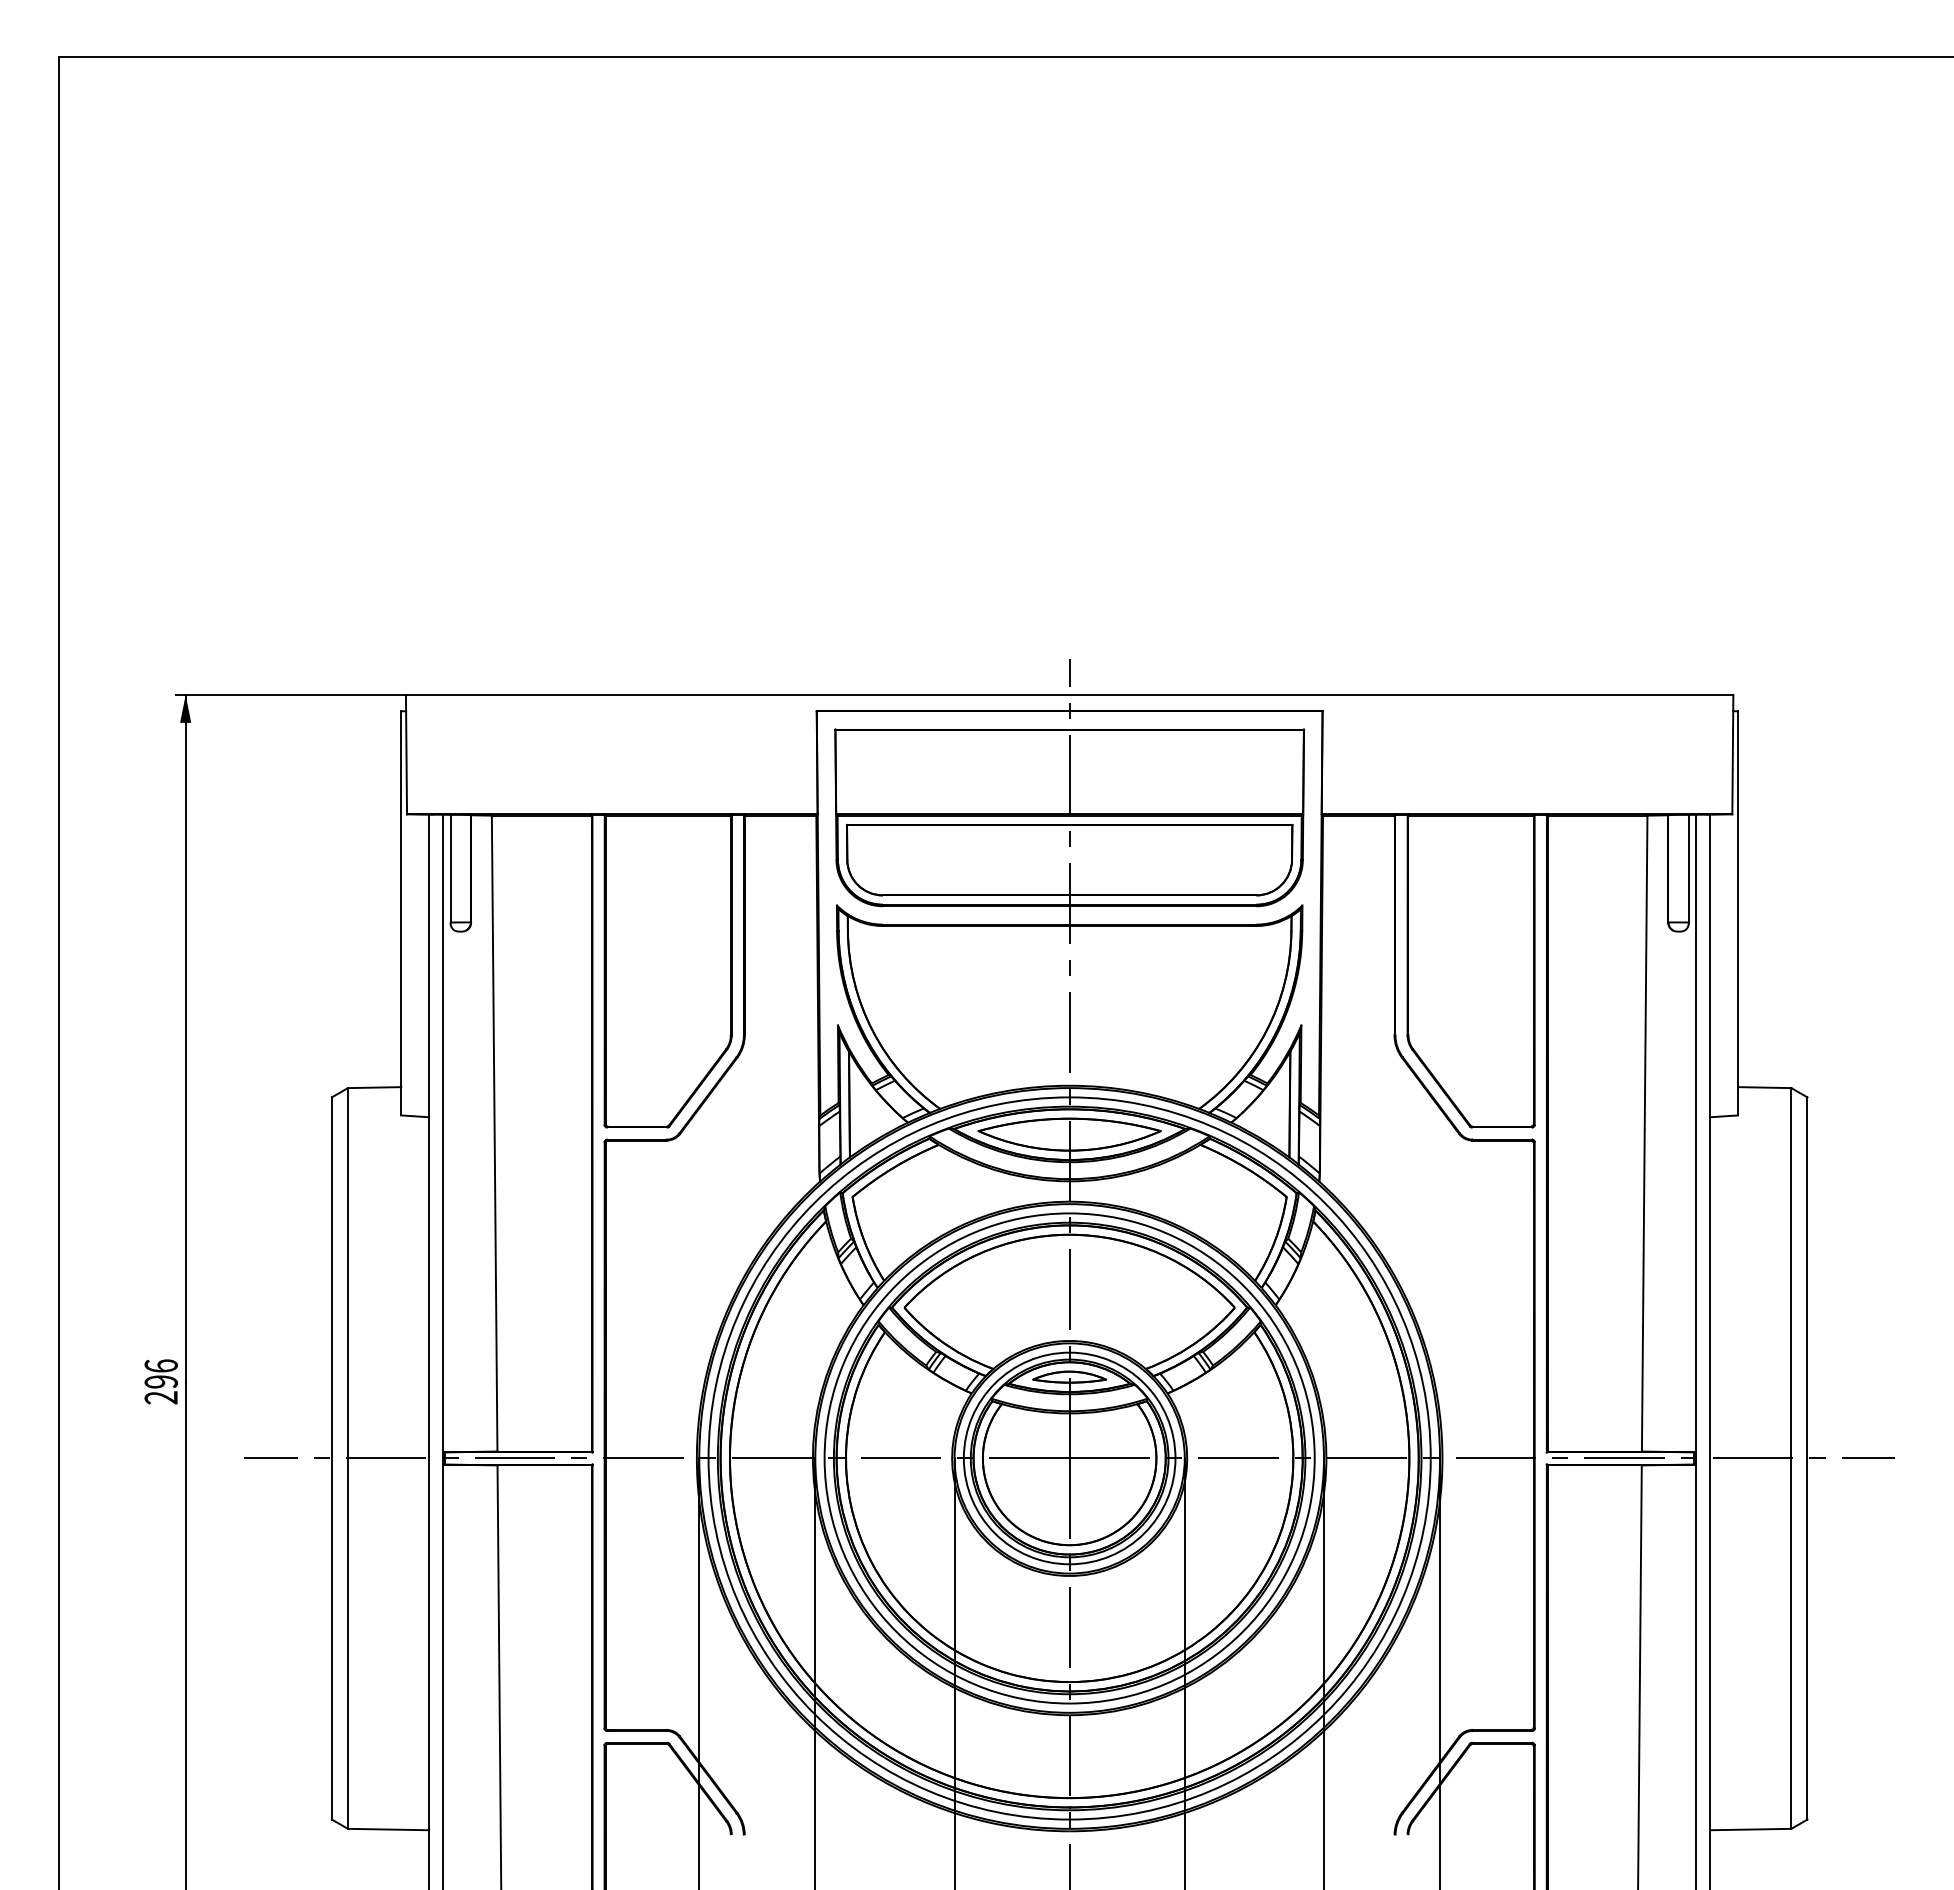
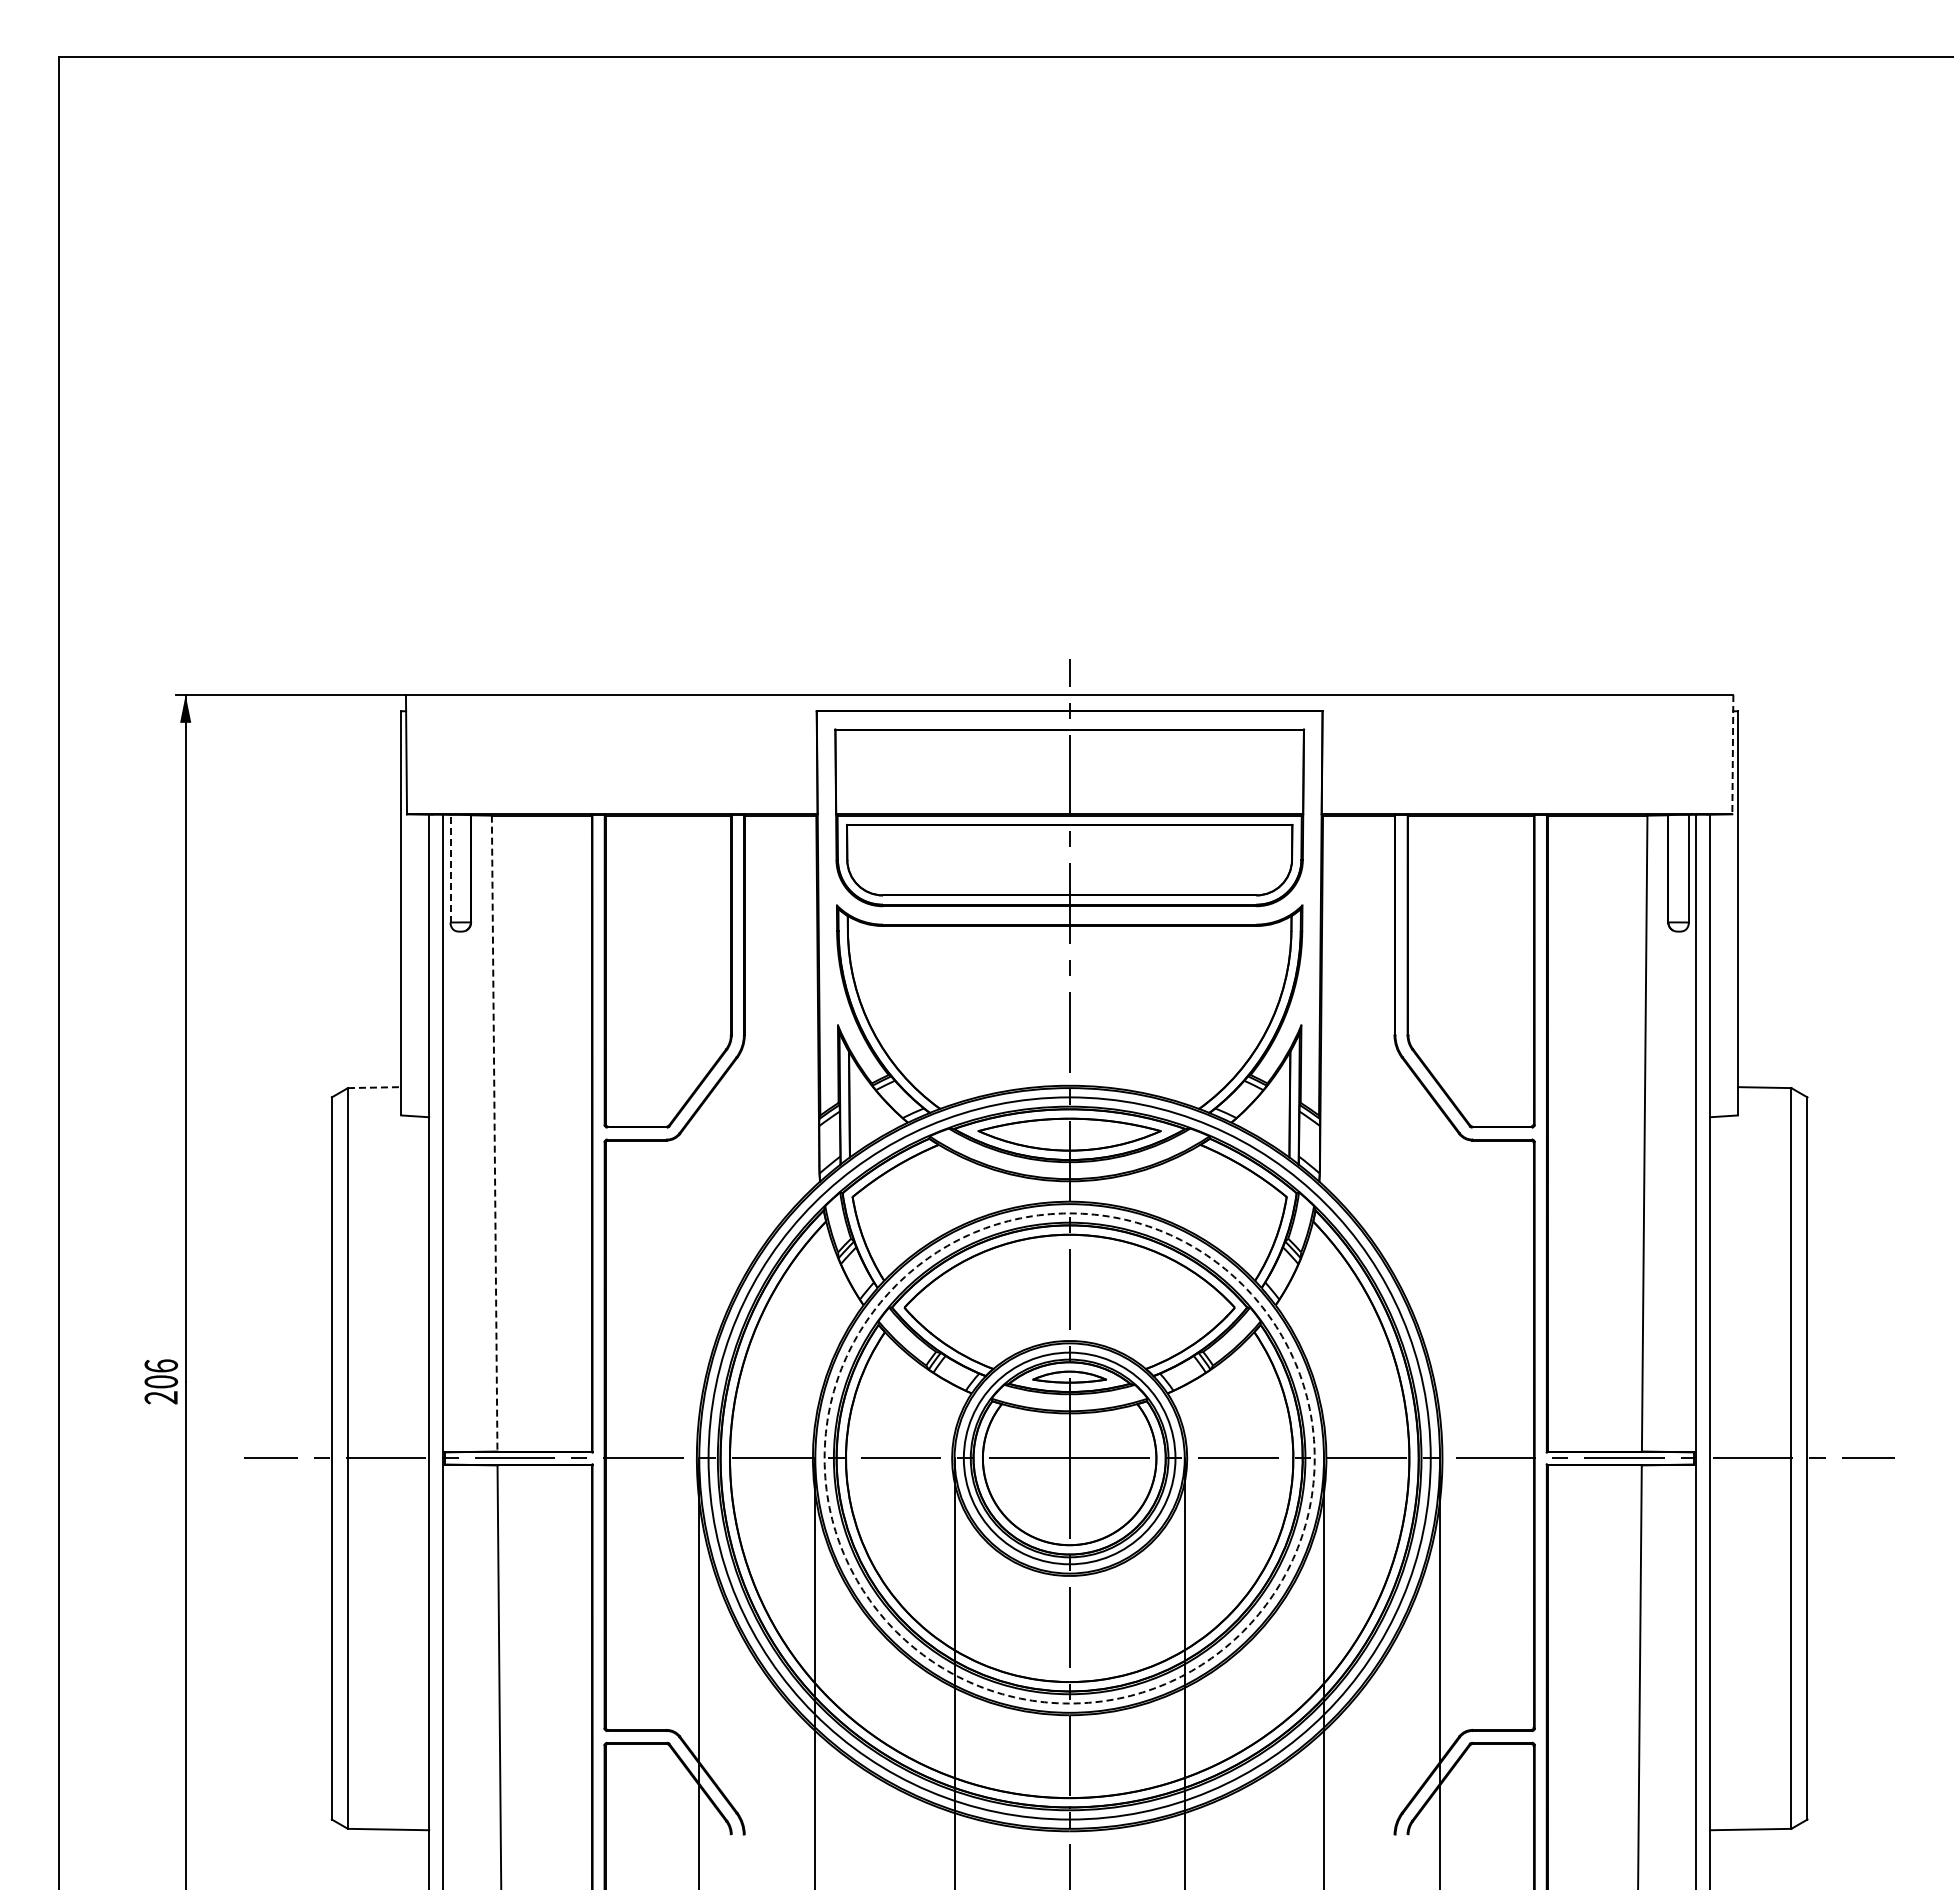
line: solid -> dashed (1732, 754)
line: solid -> dashed (450, 868)
line: solid -> dashed (374, 1087)
line: solid -> dashed (494, 1133)
text: 296 -> 206 (161, 1381)
circle: solid -> dashed (1069, 1458)
